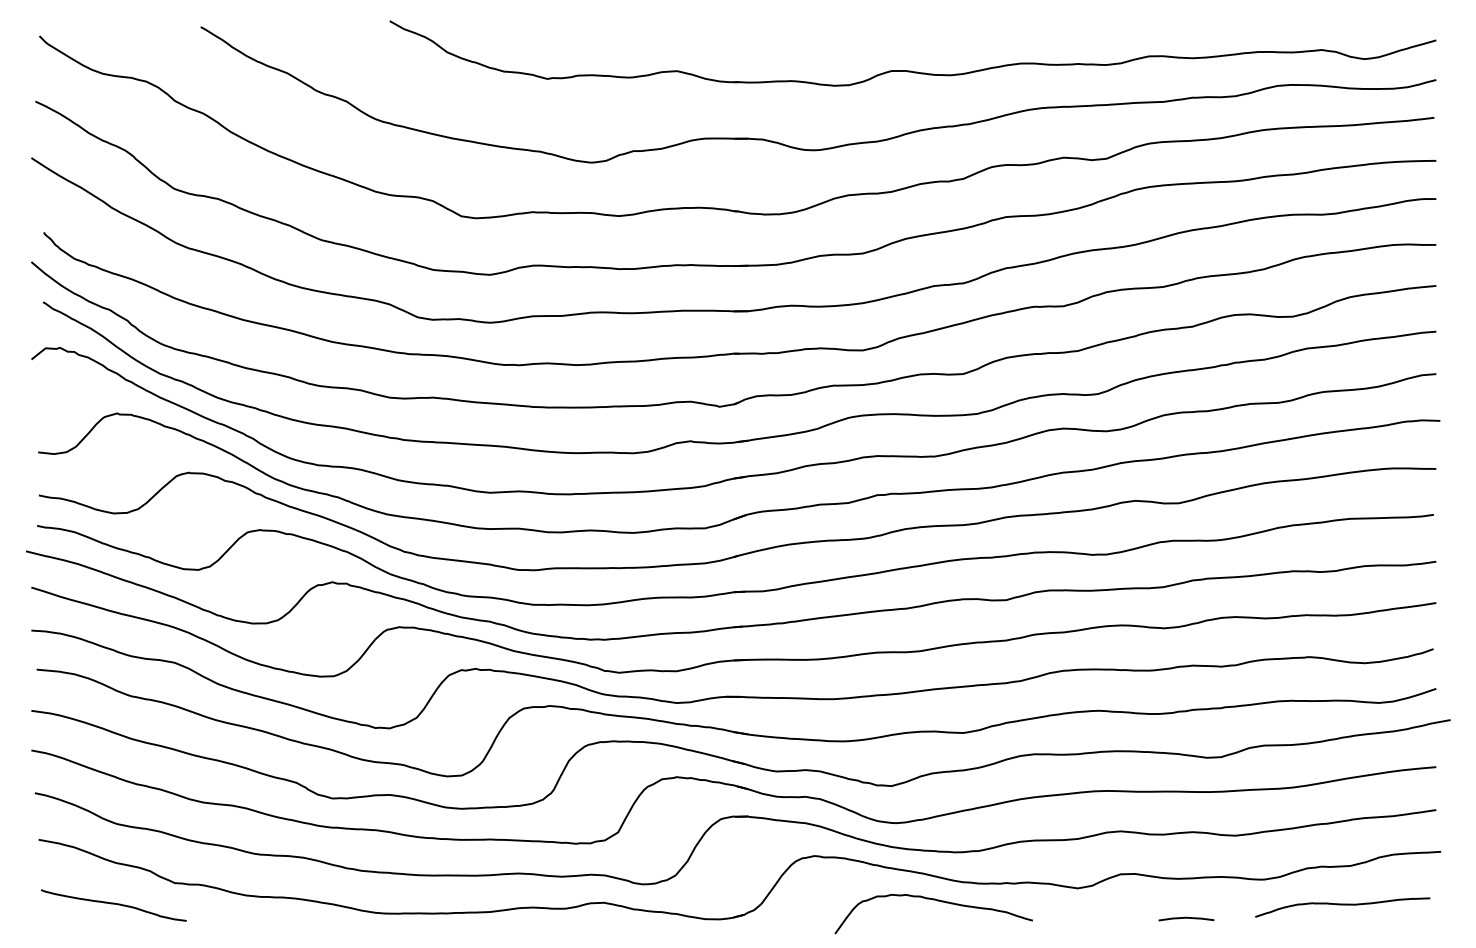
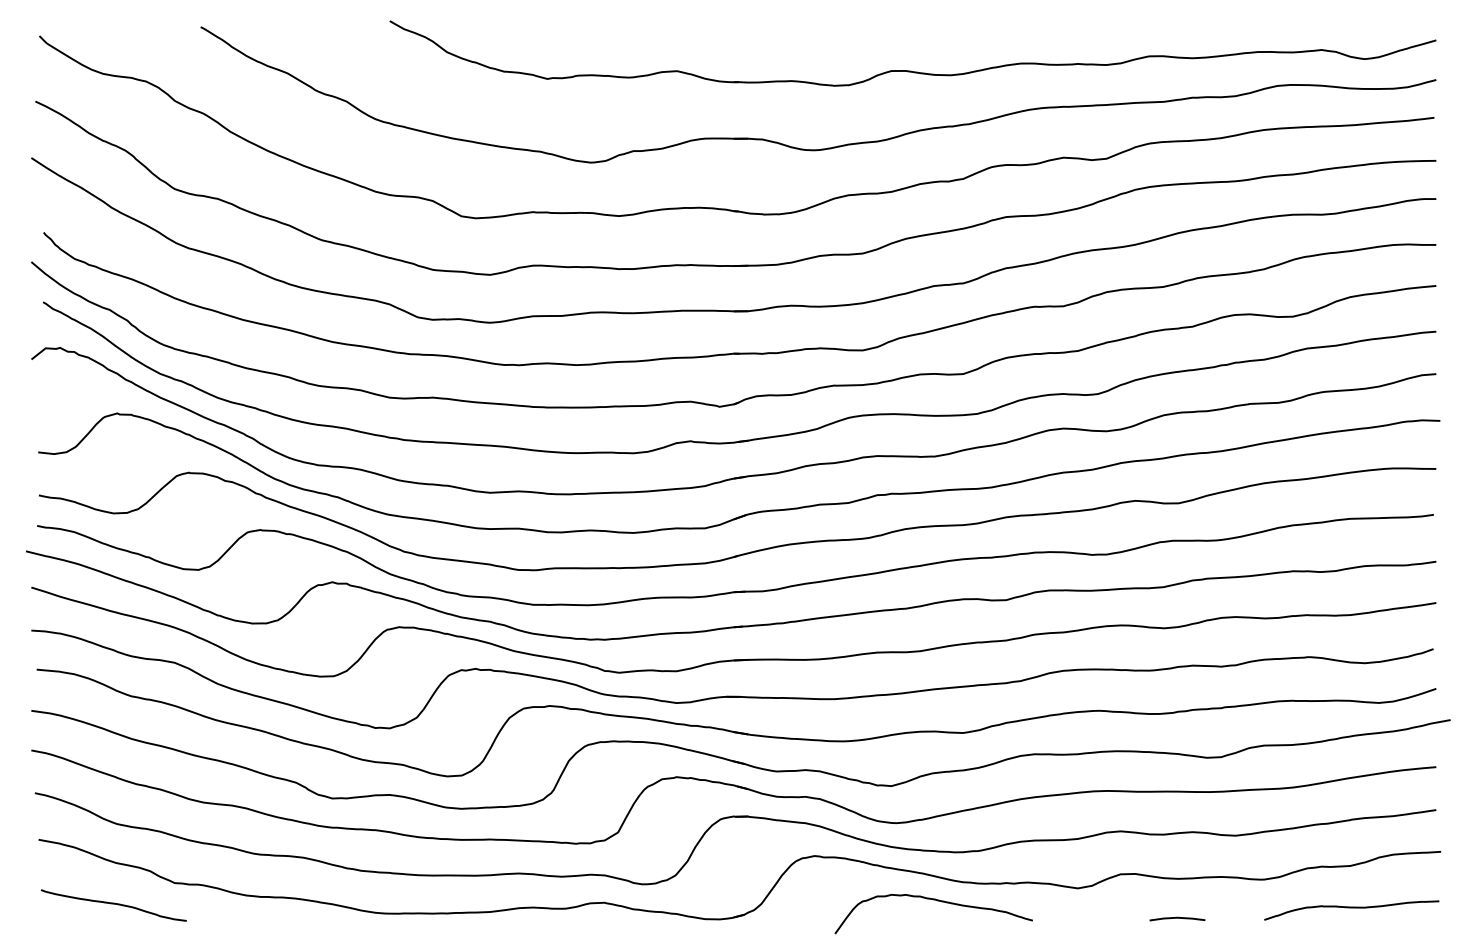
curve position: (1342, 905) -> (1351, 908) (1351, 908)
line position: (1186, 918) -> (1177, 918) (1177, 918)
